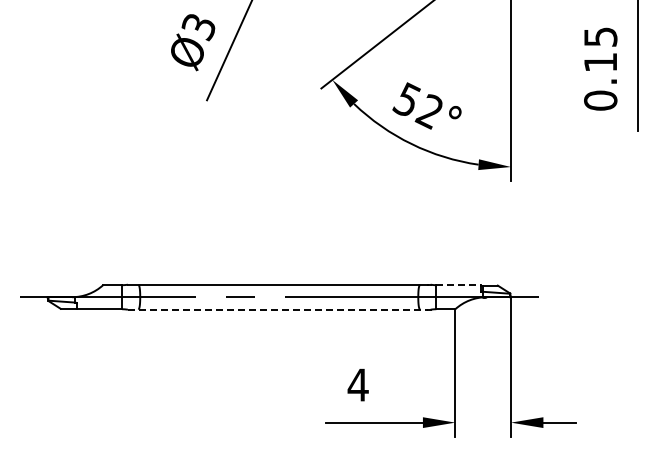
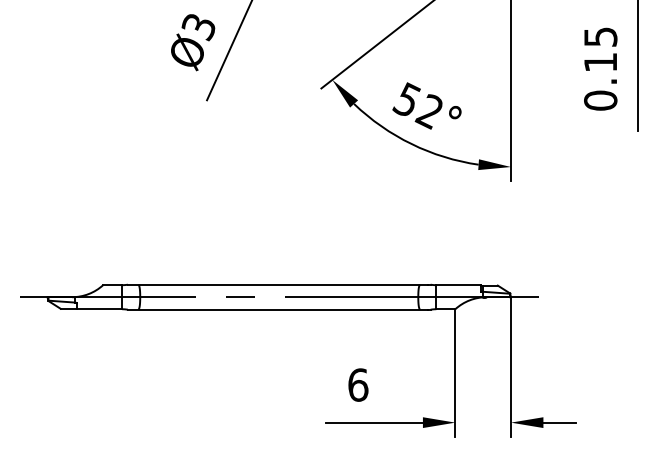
line: dashed -> solid (459, 285)
line: dashed -> solid (277, 309)
text: 4 -> 6 (357, 384)
